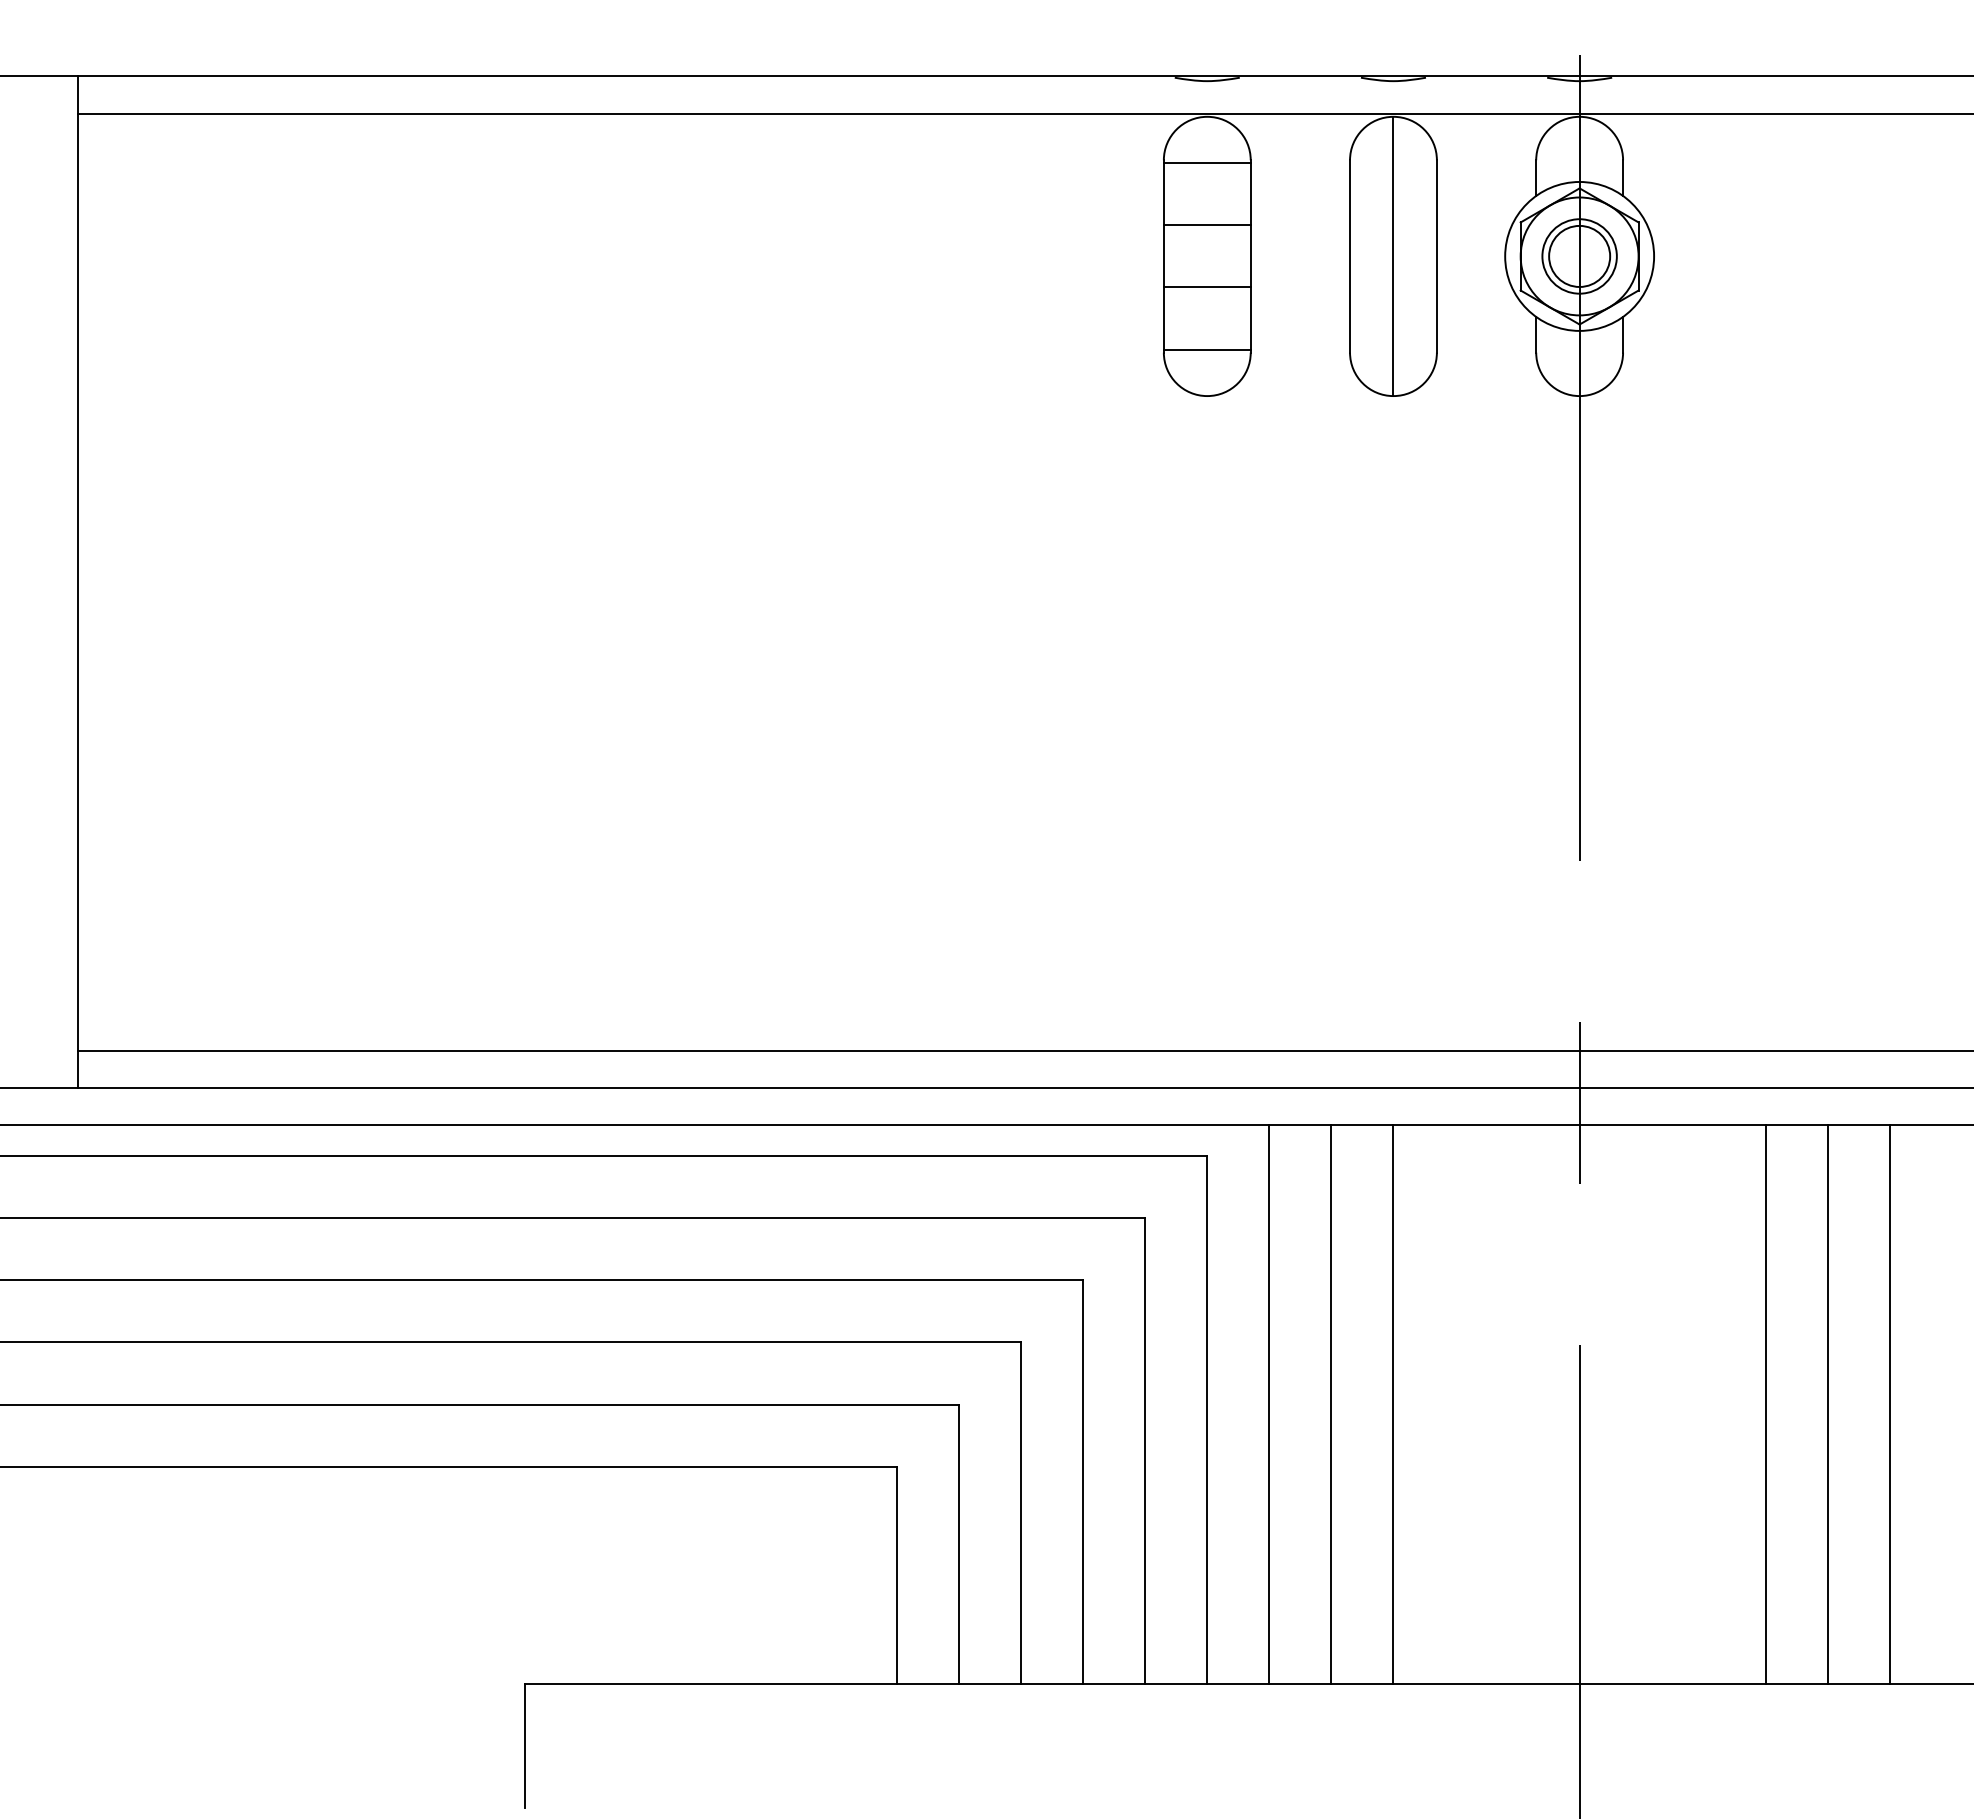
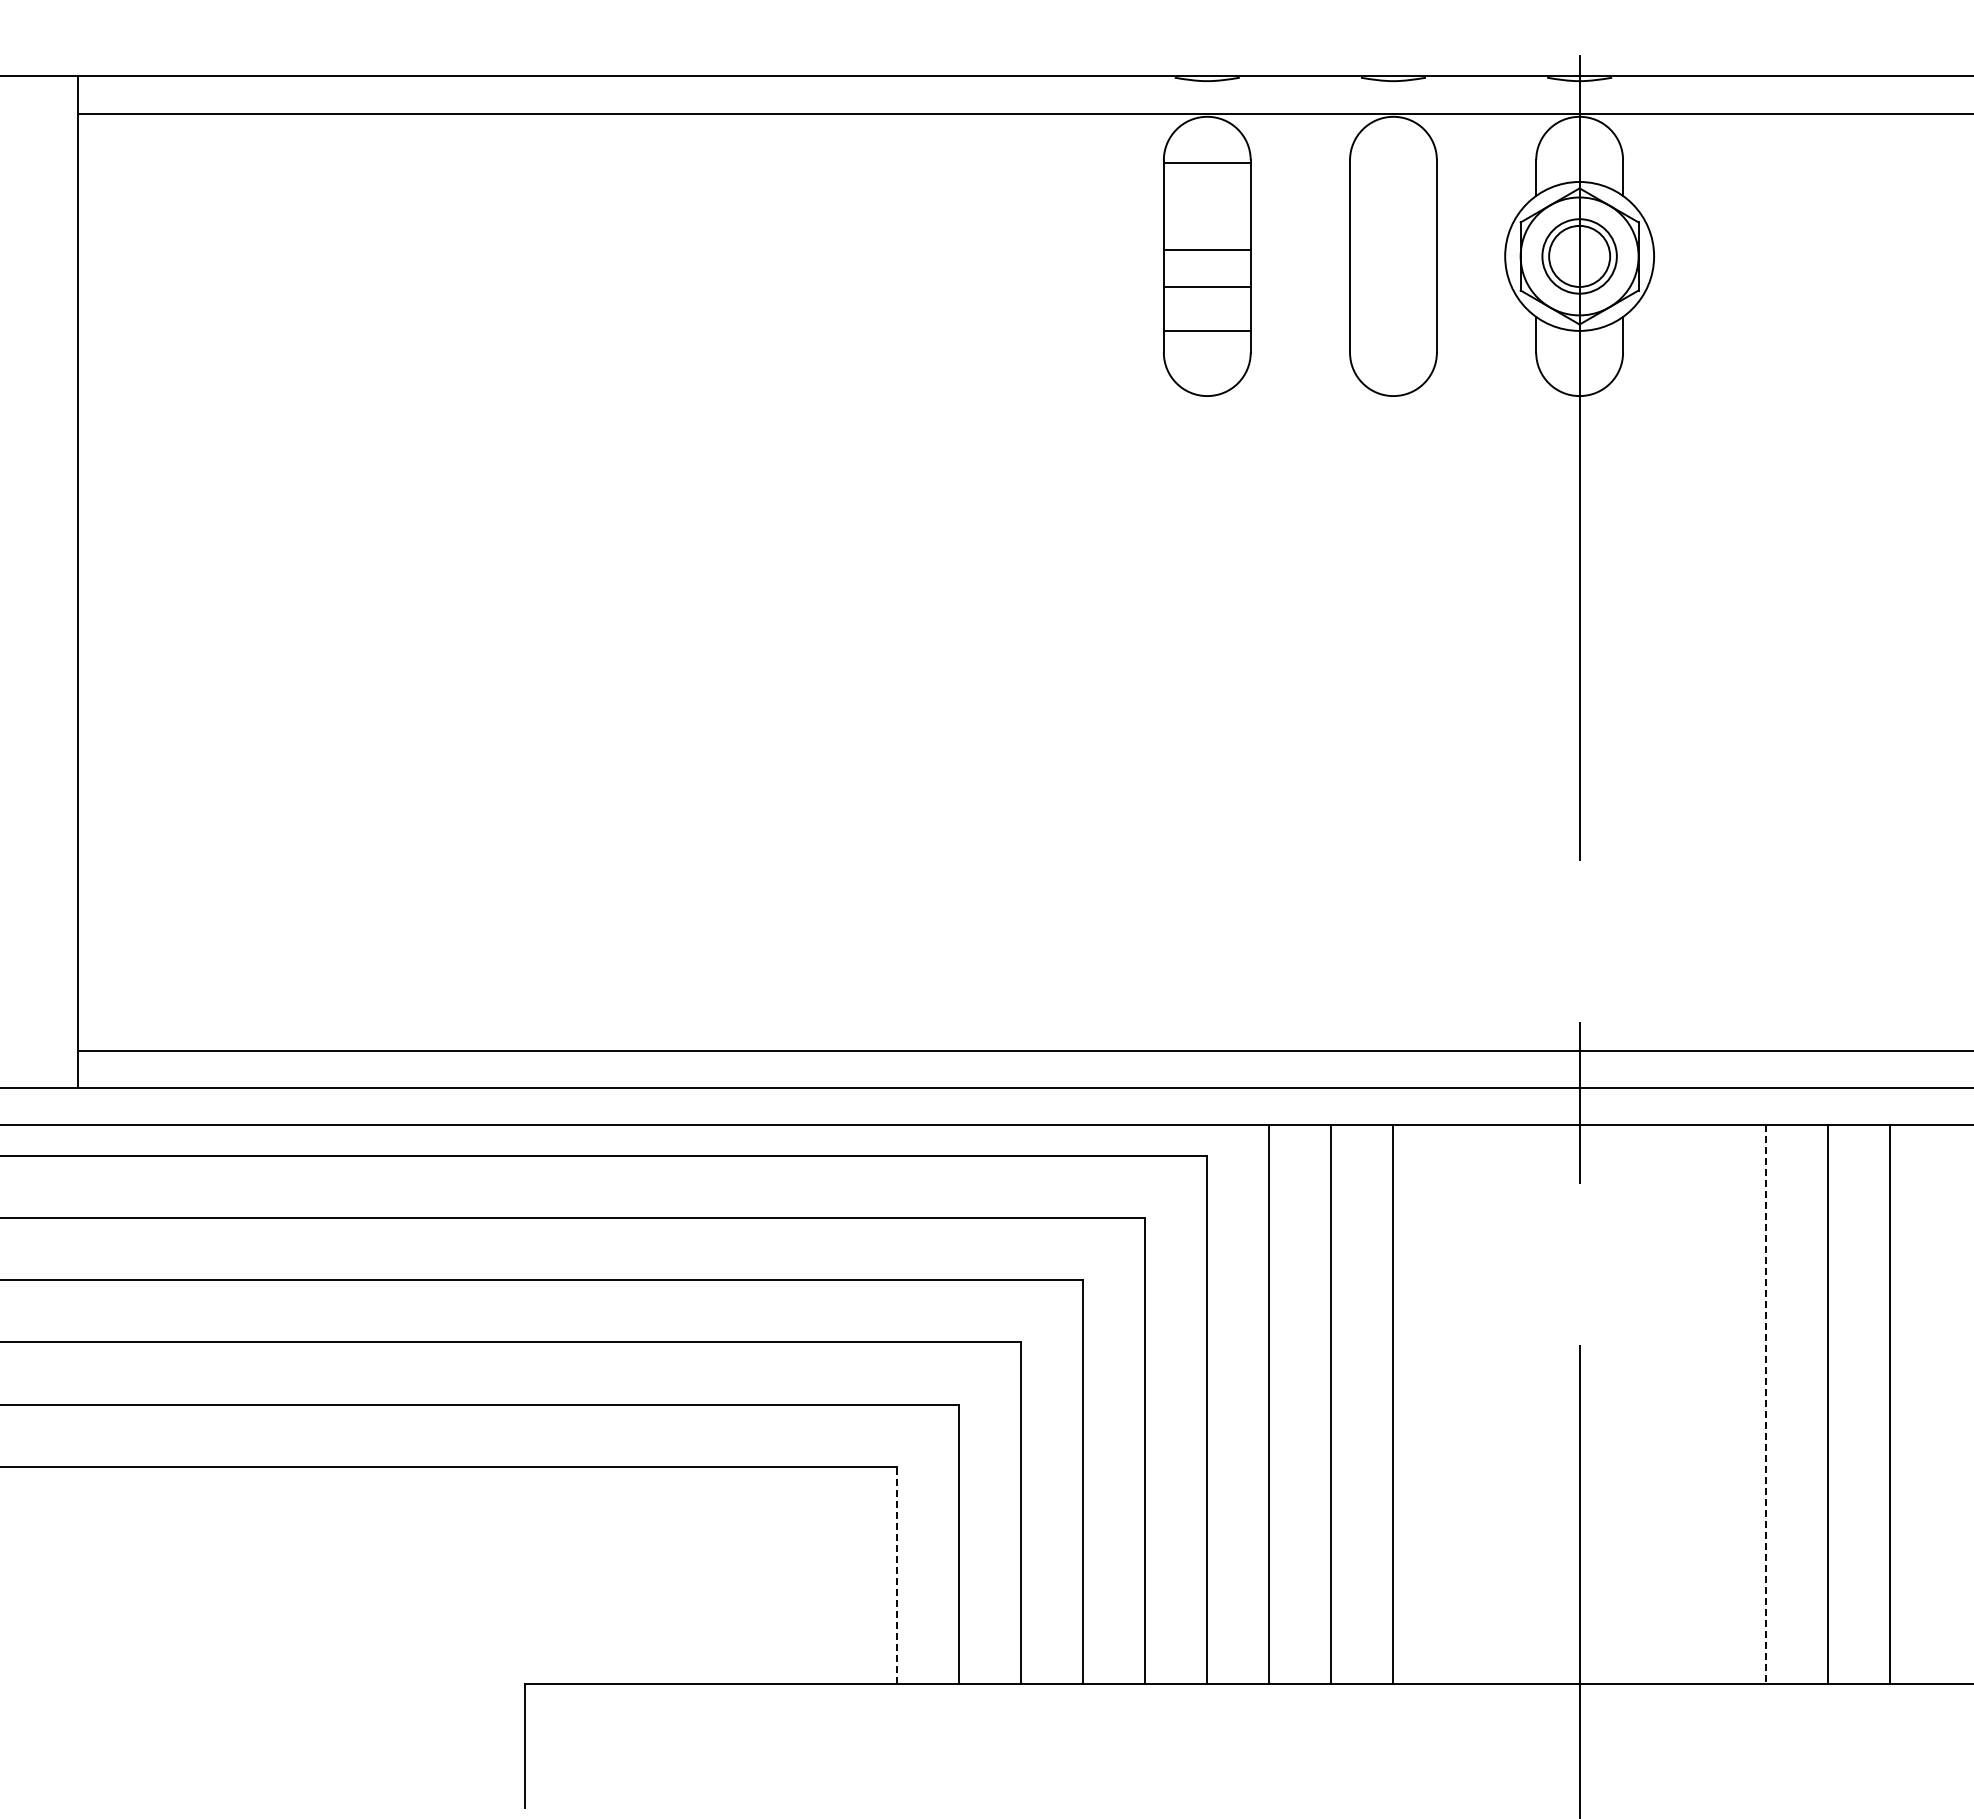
line position: (1206, 225) -> (1206, 250) (1206, 250)
line: present -> none (1393, 256)
line position: (1206, 349) -> (1206, 330) (1206, 330)
line: solid -> dashed (1765, 1405)
line: solid -> dashed (897, 1575)
